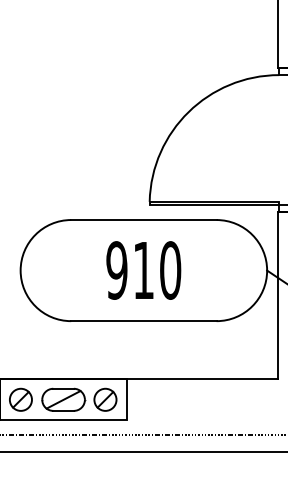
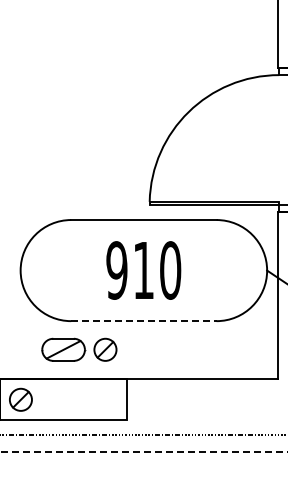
line: solid -> dashed (143, 321)
part position: (79, 399) -> (79, 349) (79, 349)
line: solid -> dashed (143, 451)
